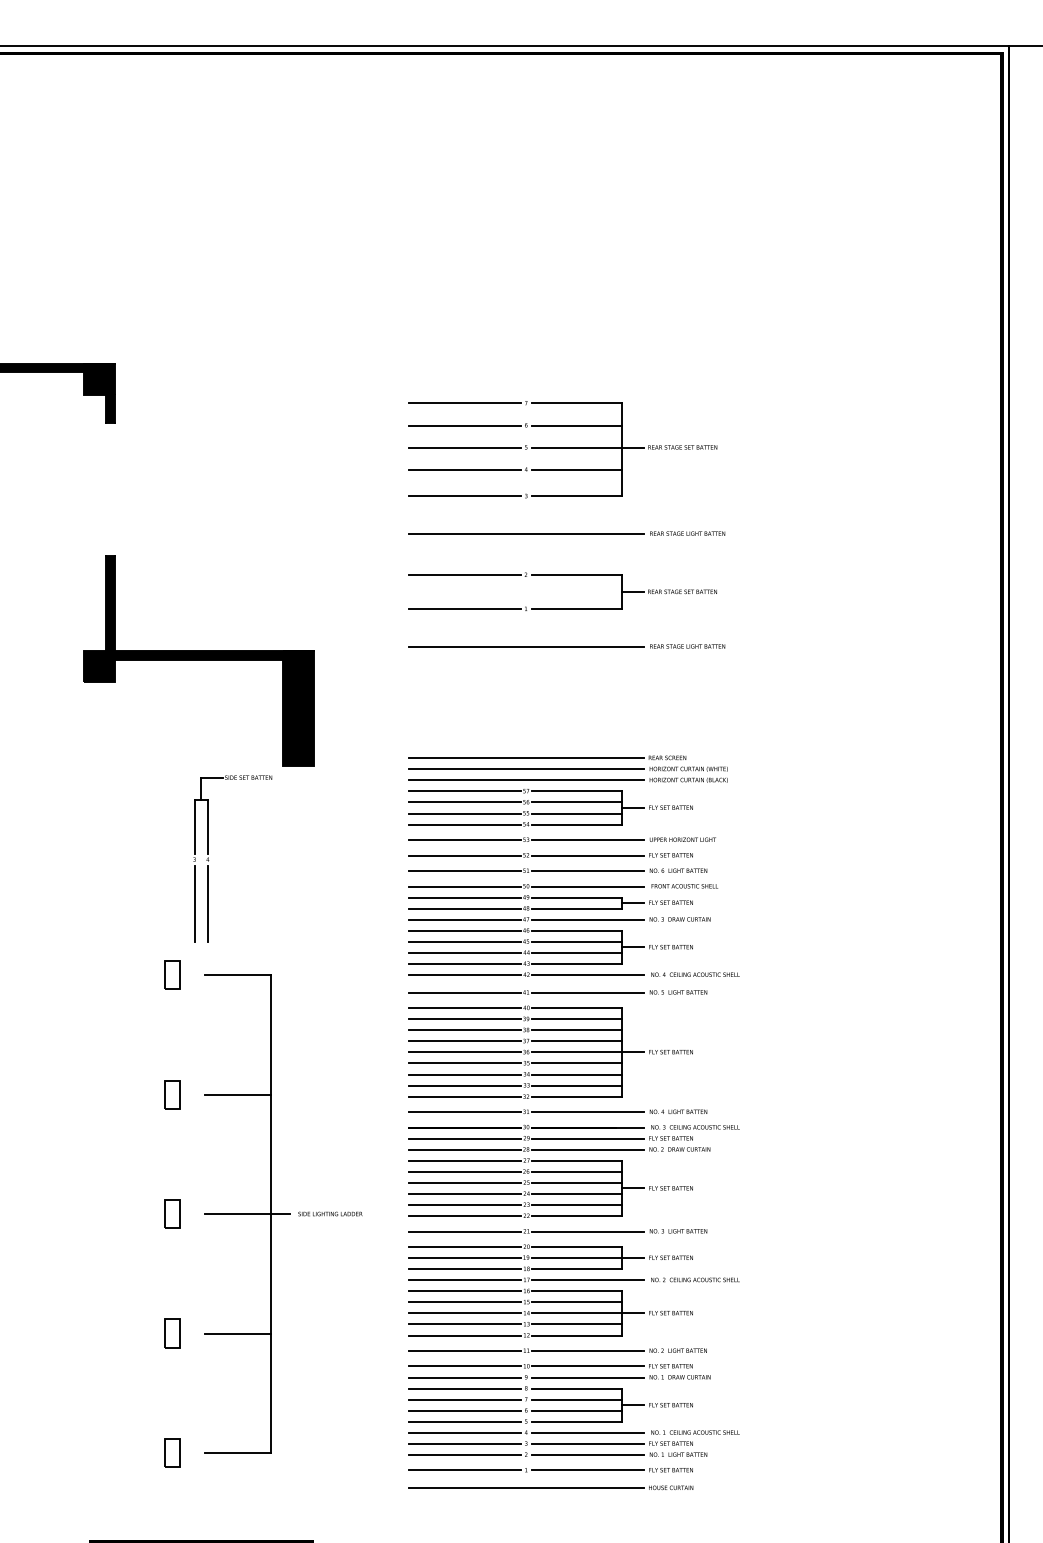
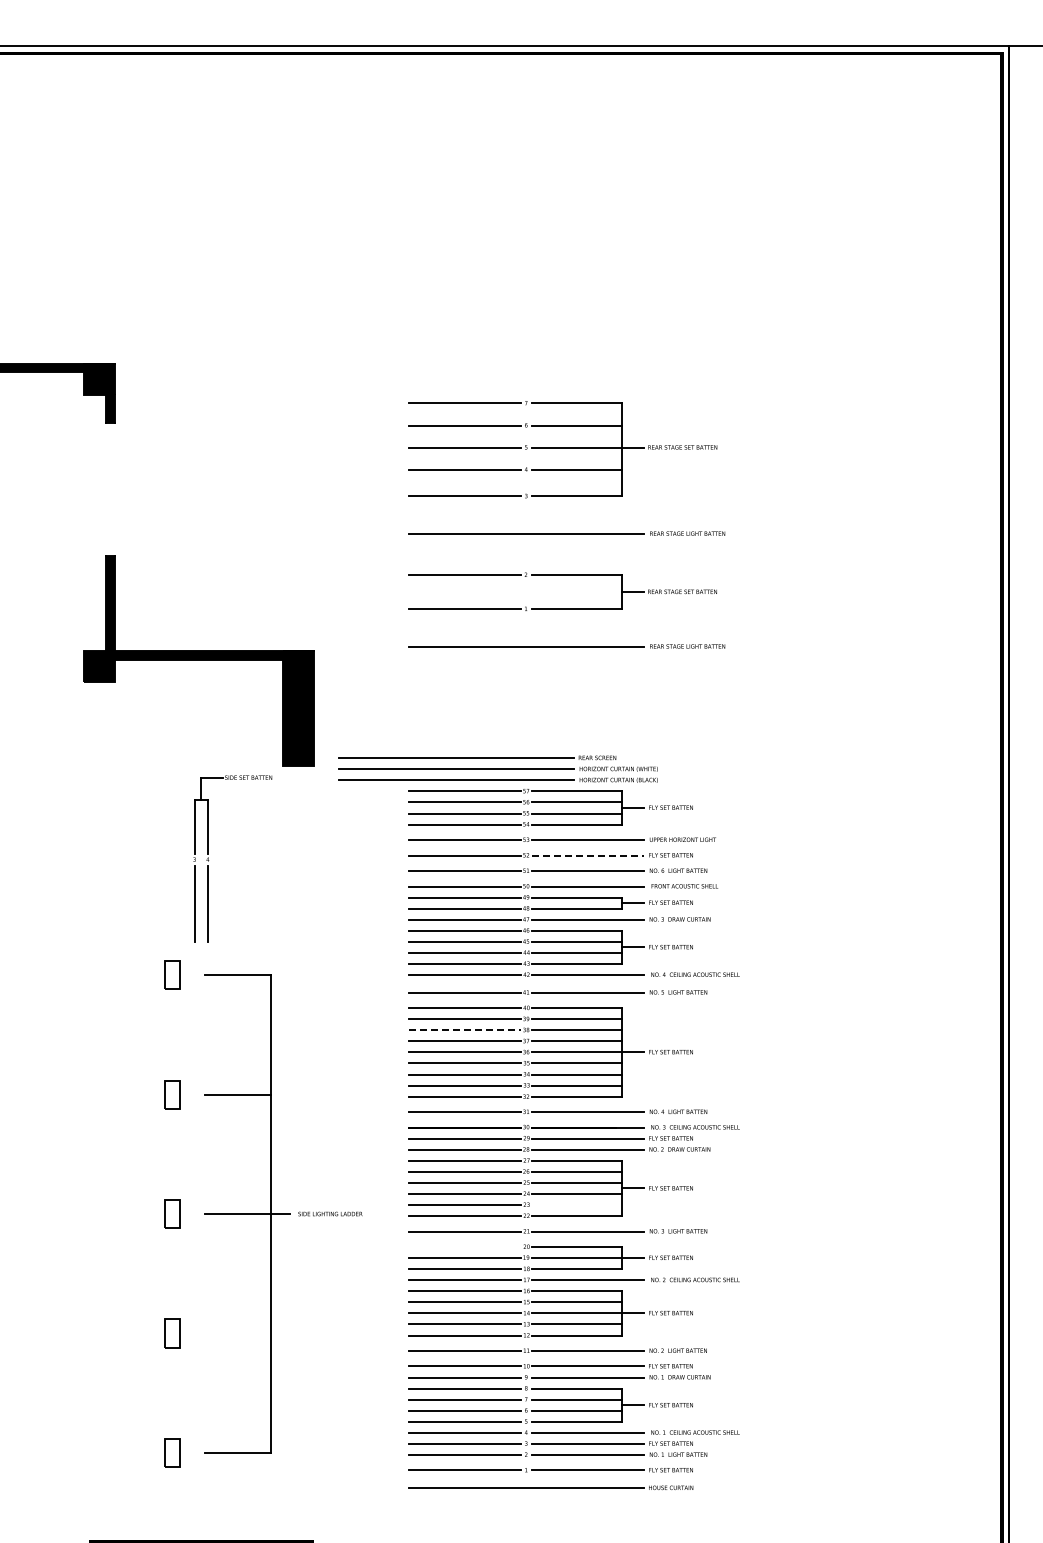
part position: (567, 768) -> (497, 768) (497, 768)
line: solid -> dashed (588, 855)
line: solid -> dashed (464, 1030)
line: present -> none (576, 1205)
line: present -> none (464, 1247)
line: present -> none (237, 1333)
